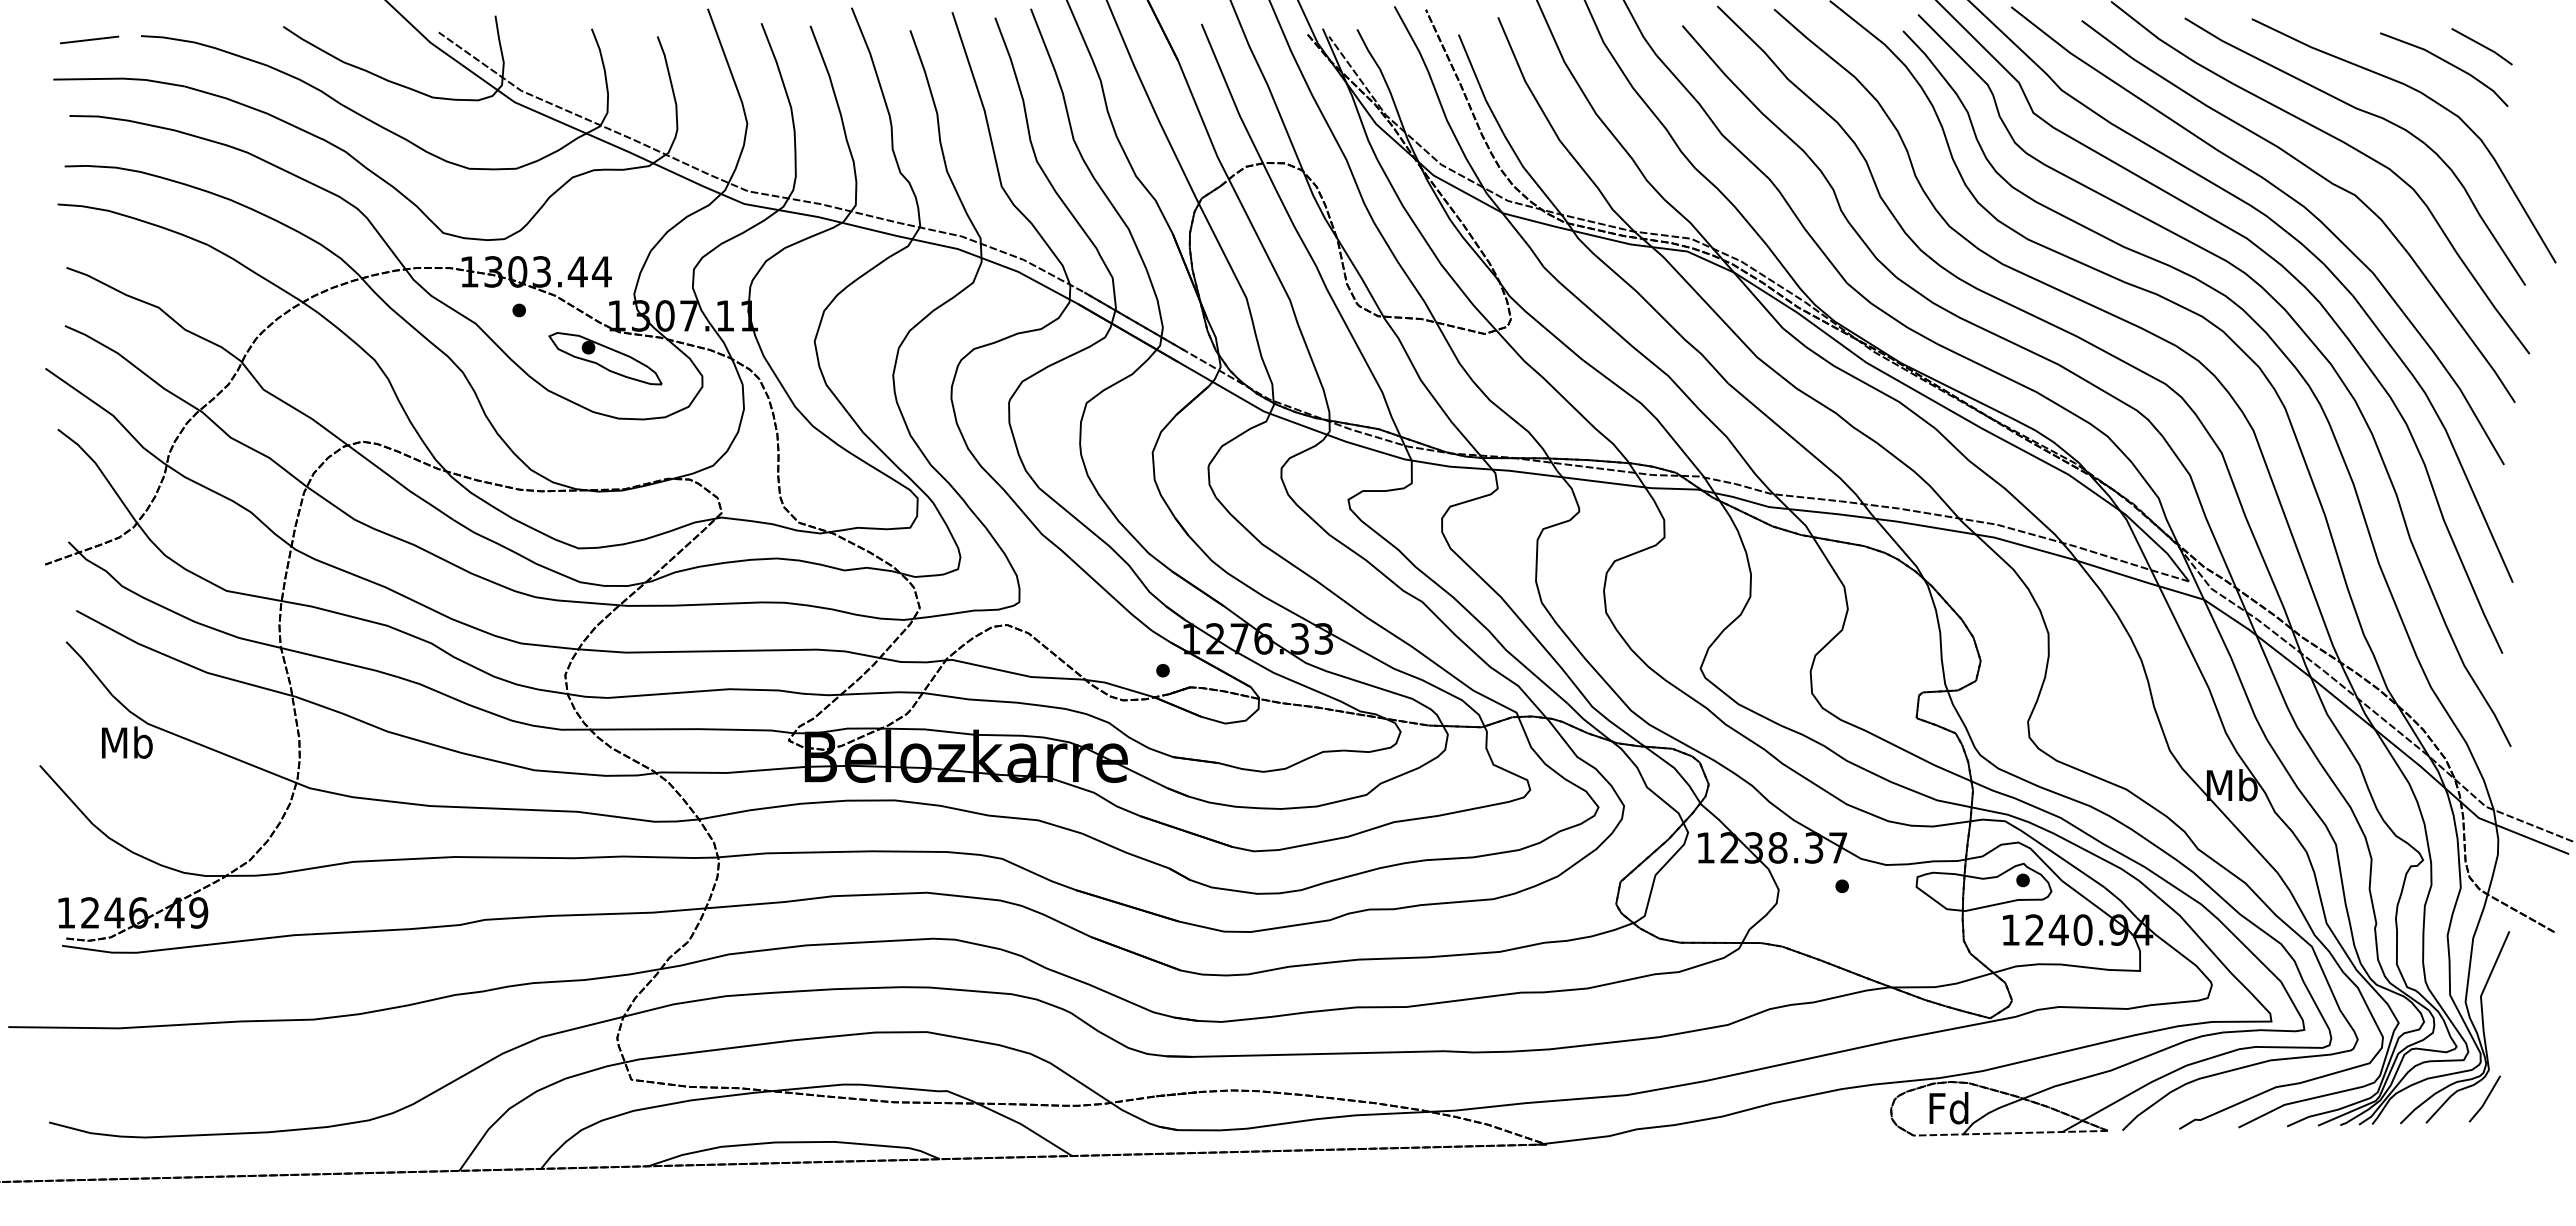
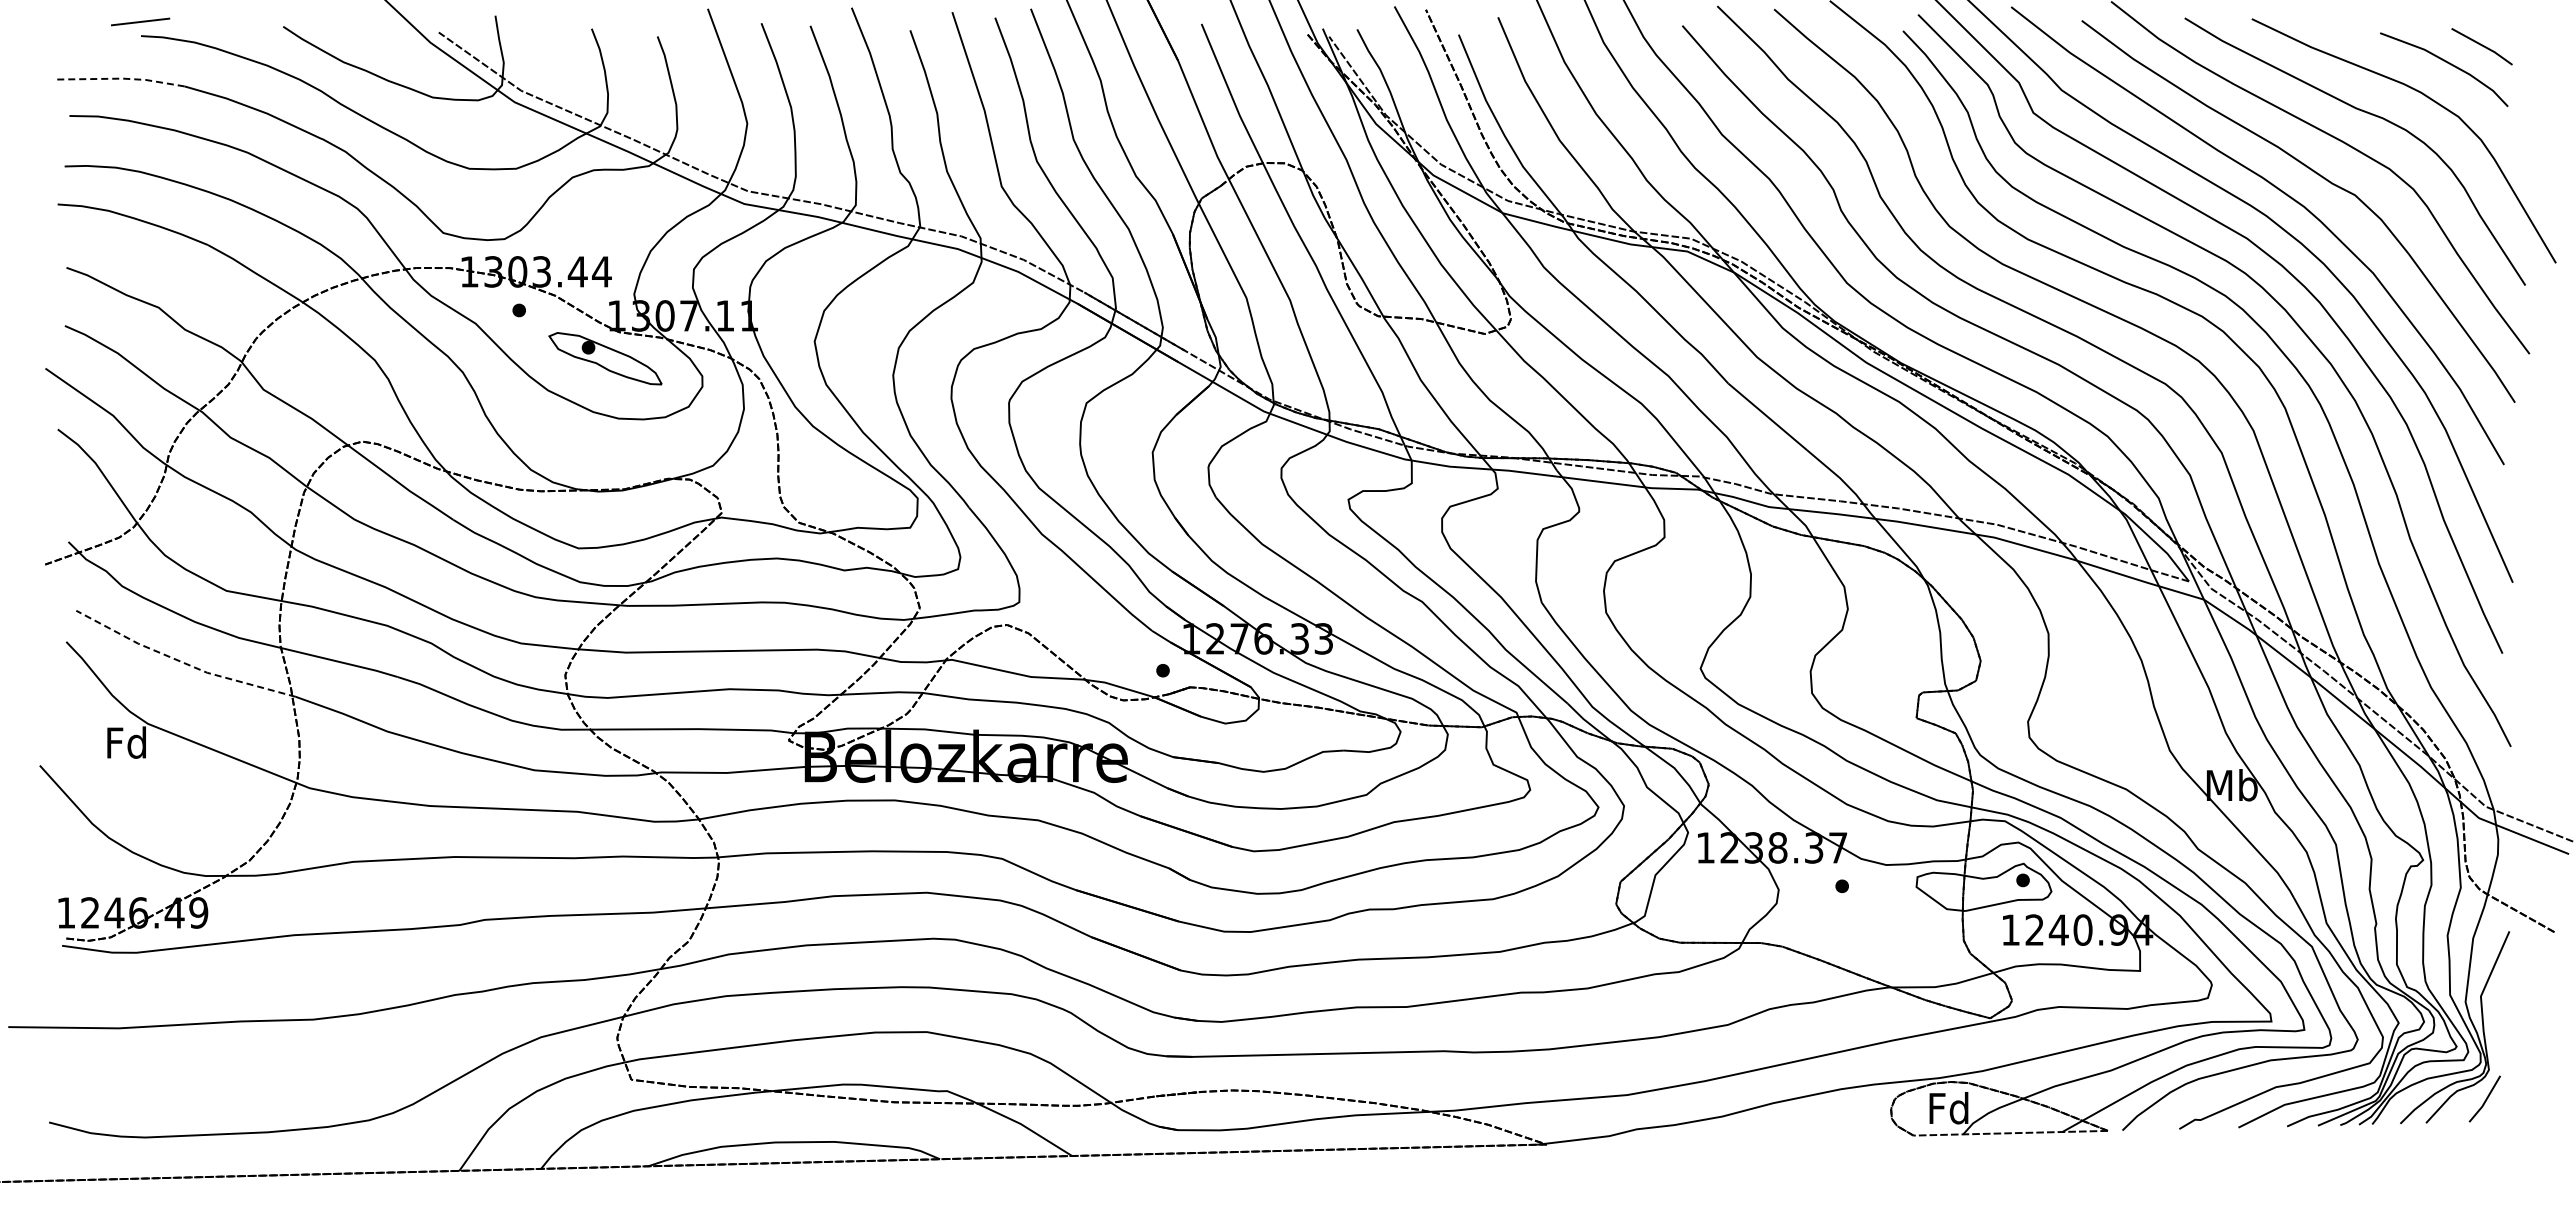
line position: (89, 39) -> (140, 21) (140, 21)
line: solid -> dashed (119, 78)
line: solid -> dashed (182, 662)
text: Mb -> Fd (127, 742)
